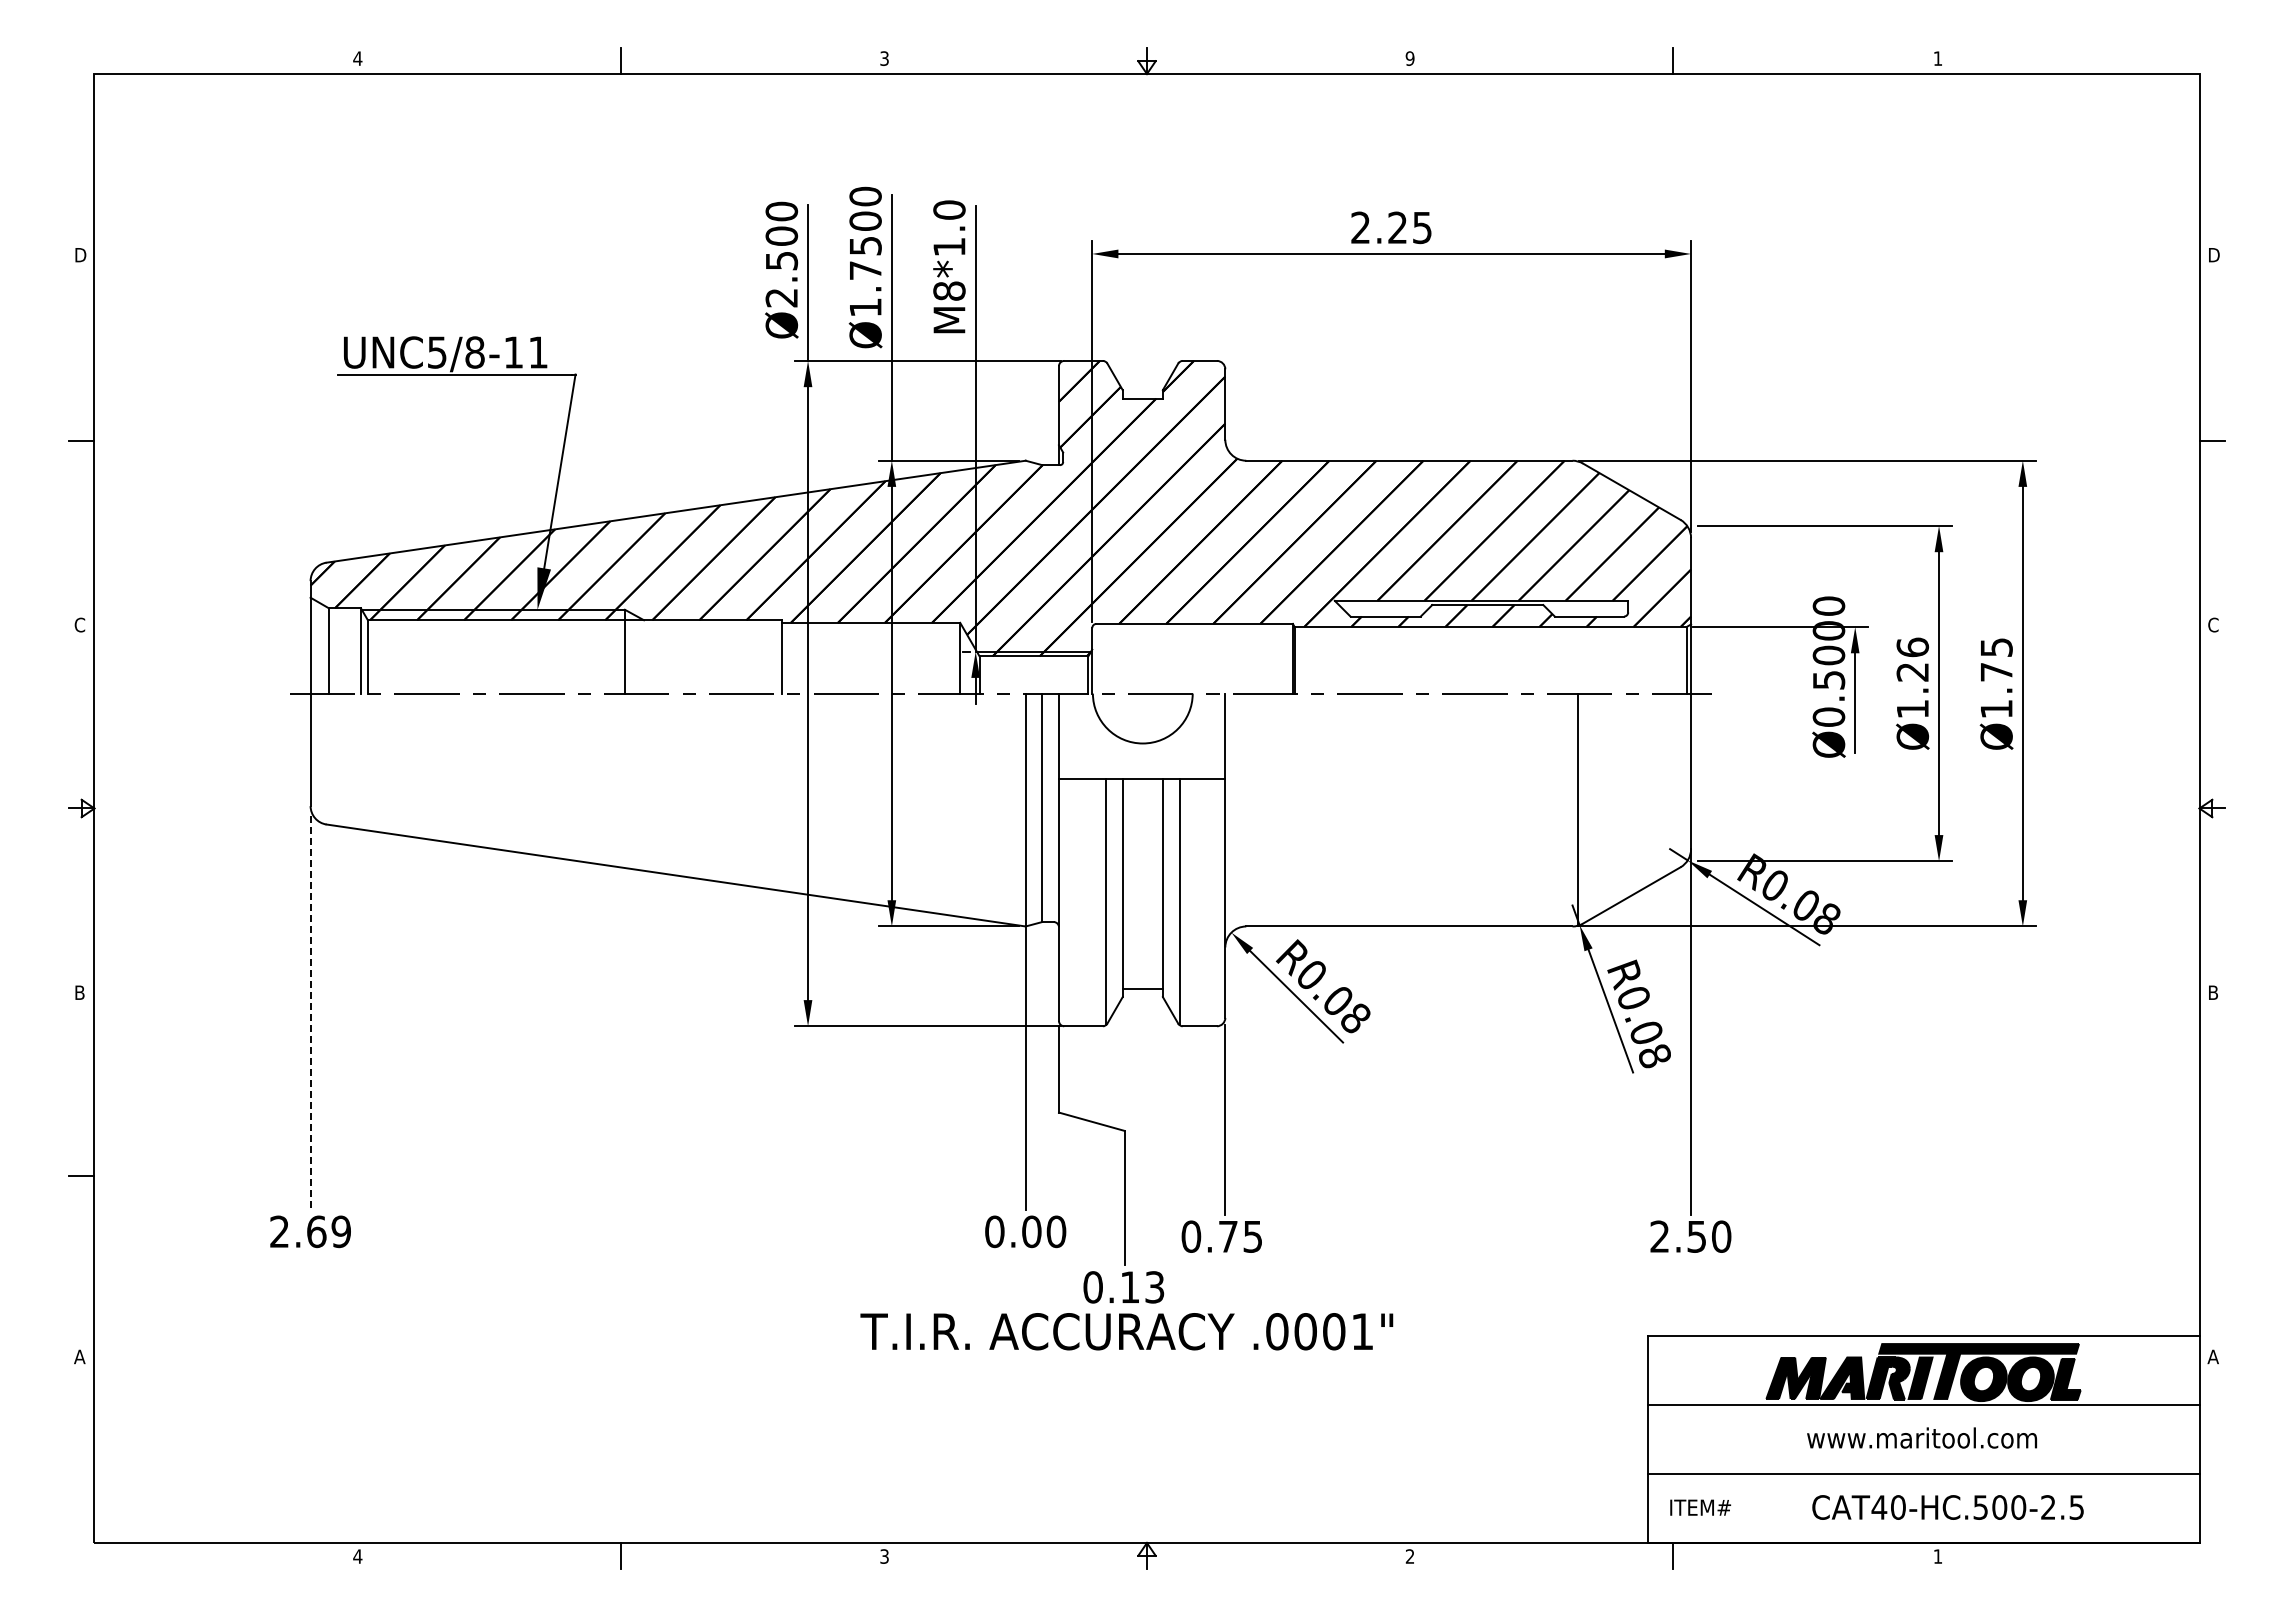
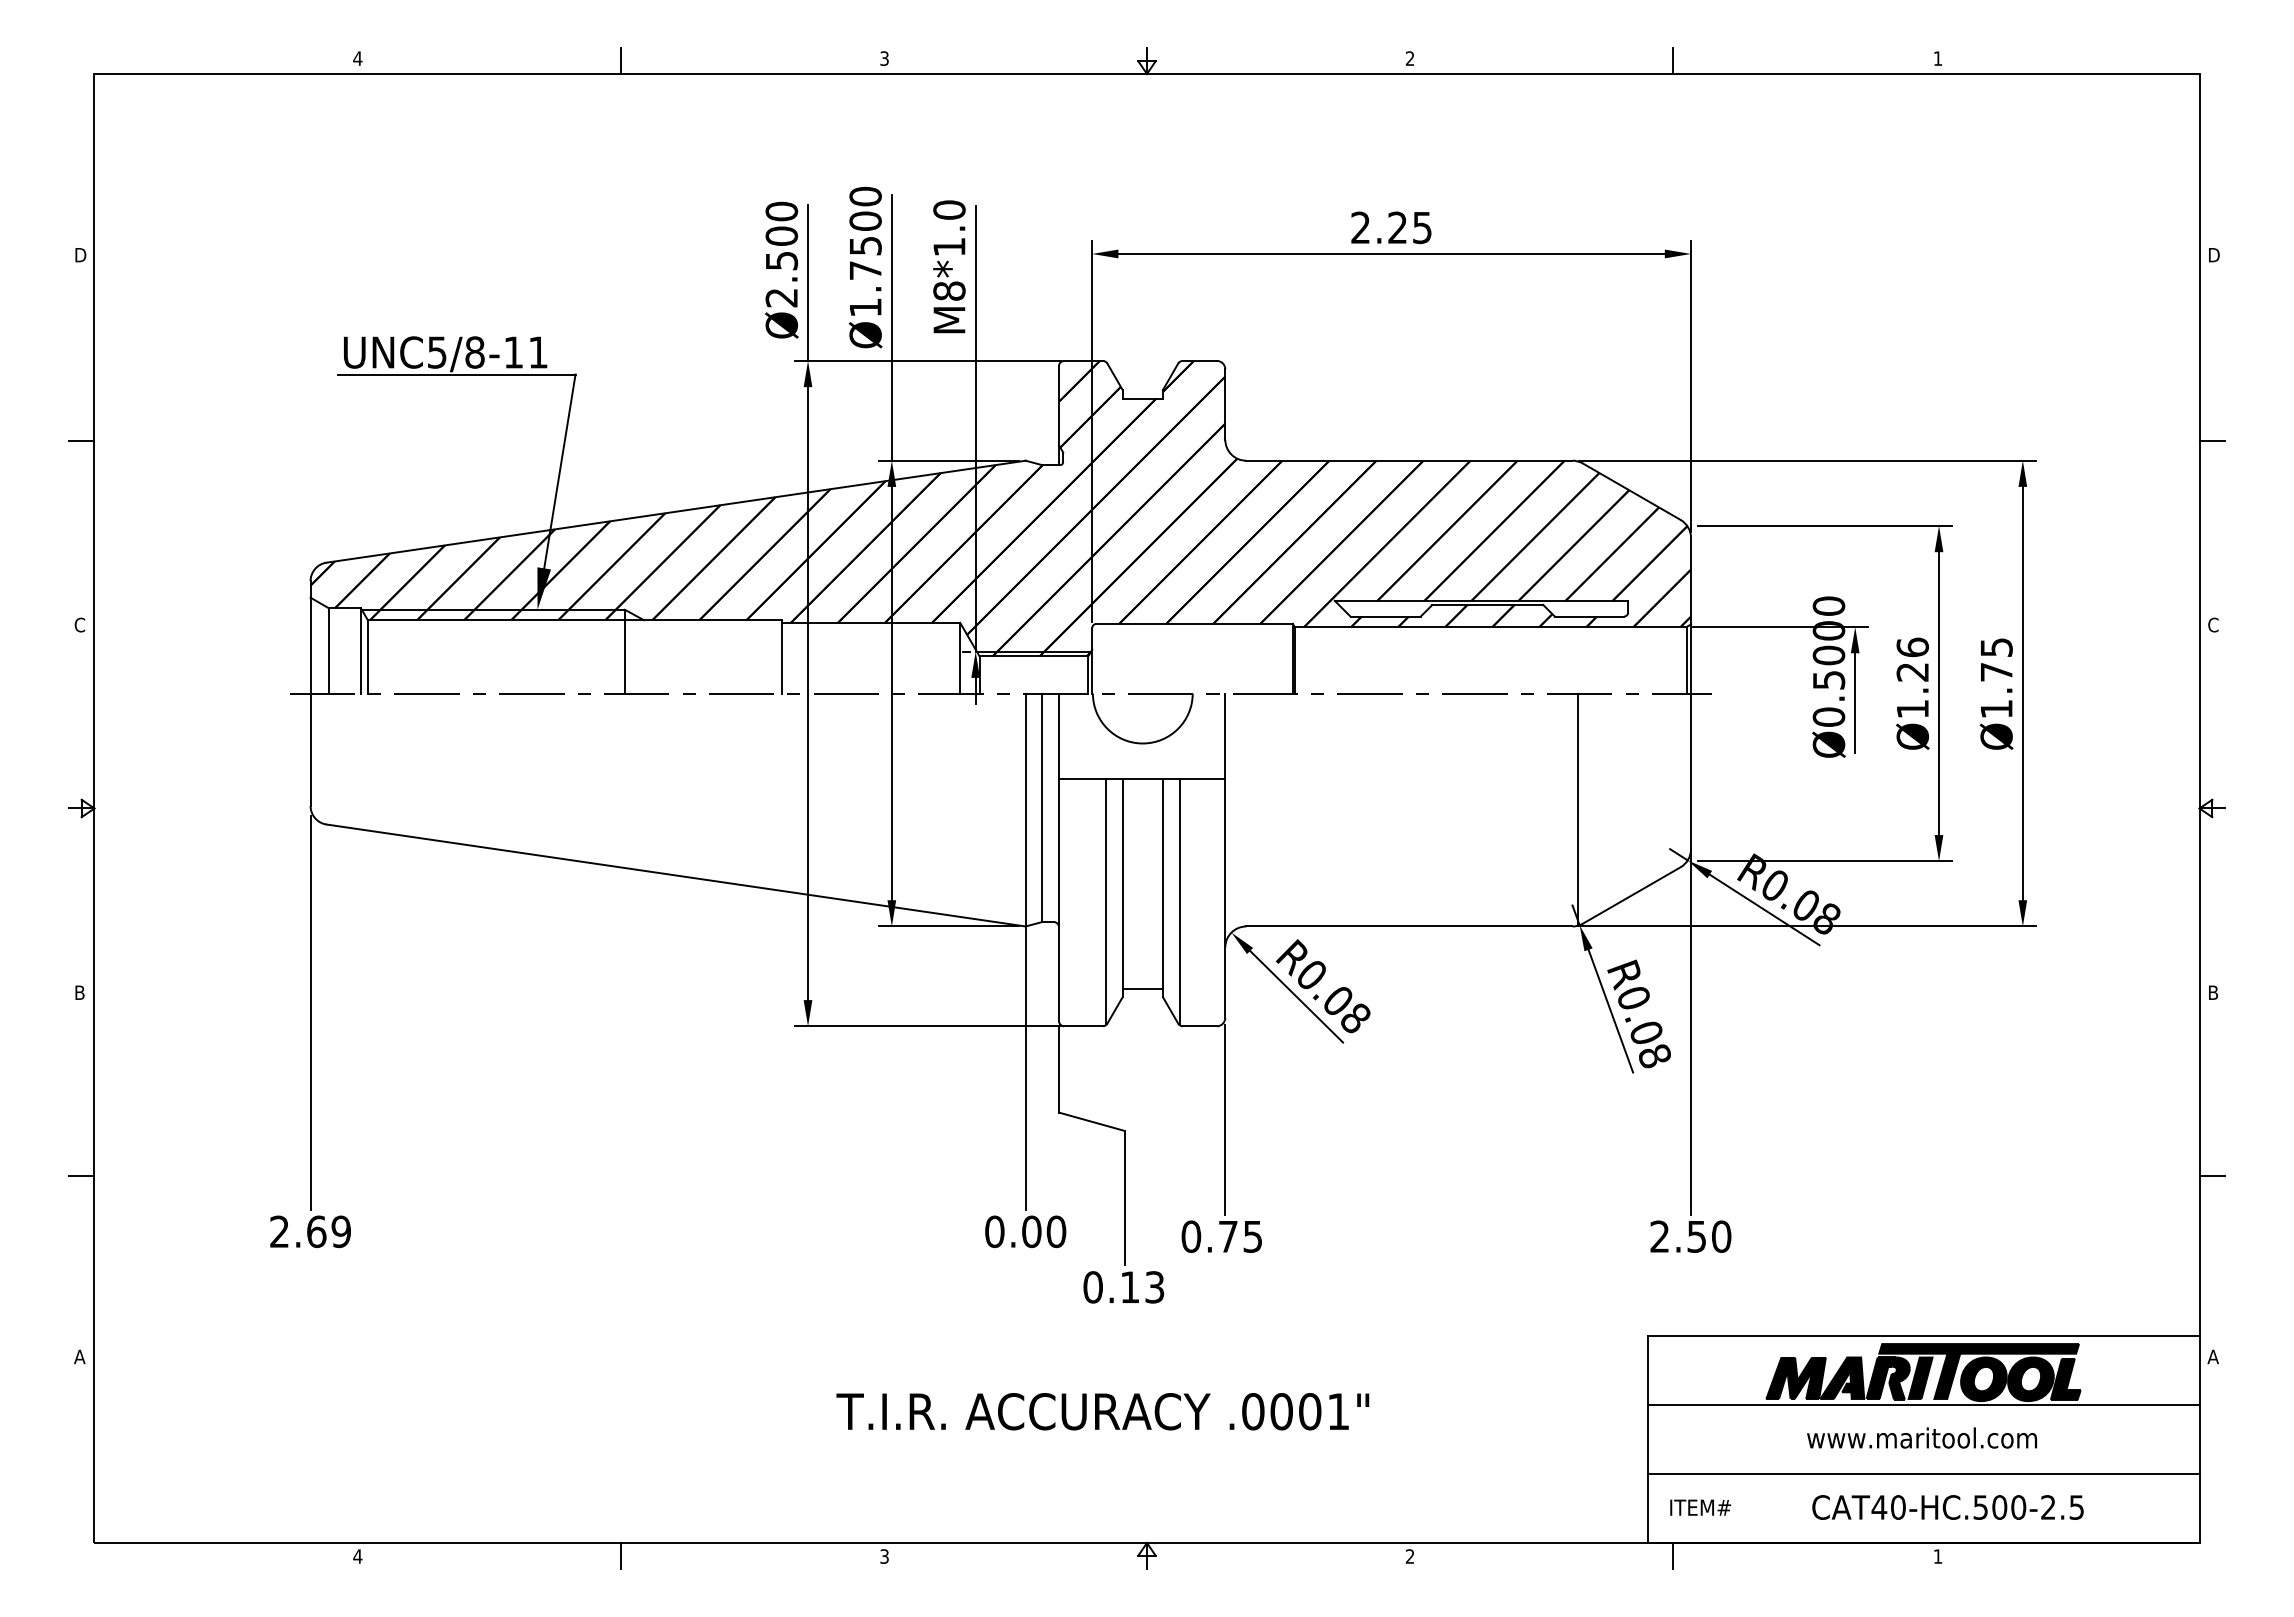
text: 9 -> 2 (1409, 58)
line: dashed -> solid (310, 1013)
line: none -> present (2212, 1175)
text position: (1126, 1331) -> (1102, 1411) (1102, 1411)
